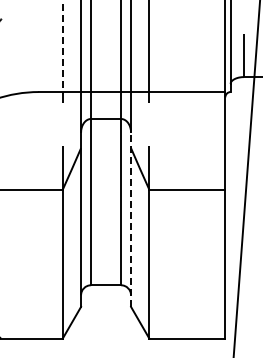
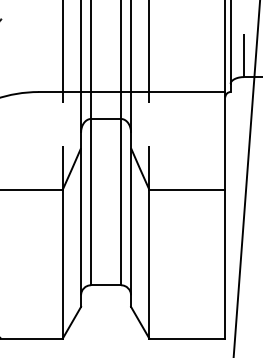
line: dashed -> solid (62, 46)
line: dashed -> solid (131, 219)
